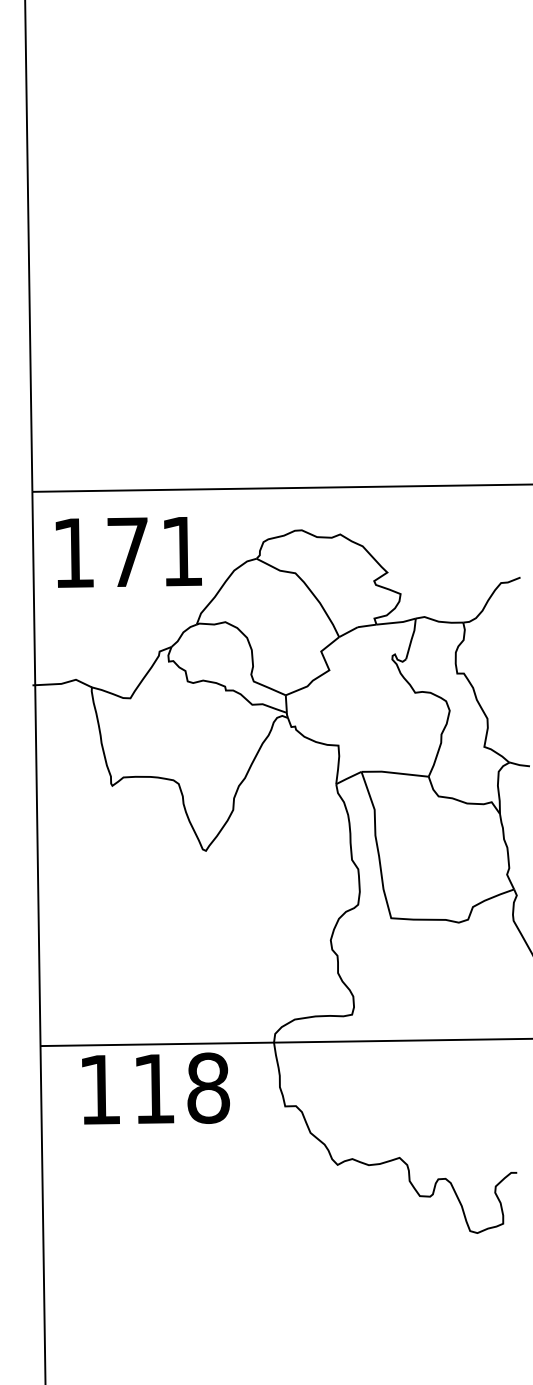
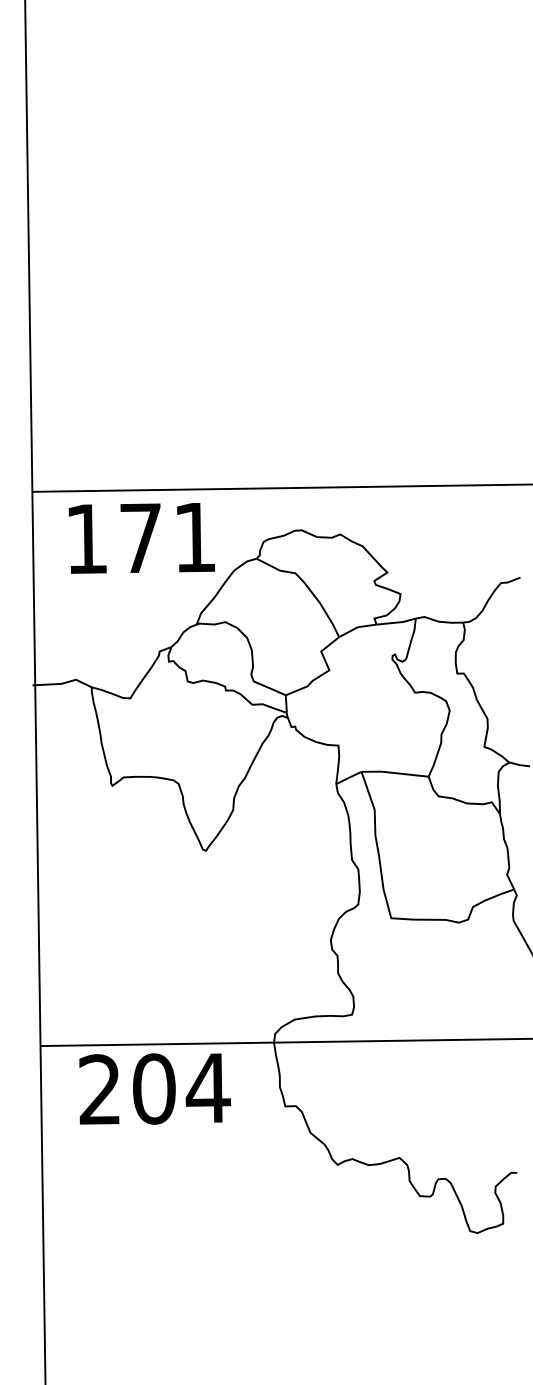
text position: (128, 552) -> (141, 538) (141, 538)
text: 118 -> 204 (155, 1088)
